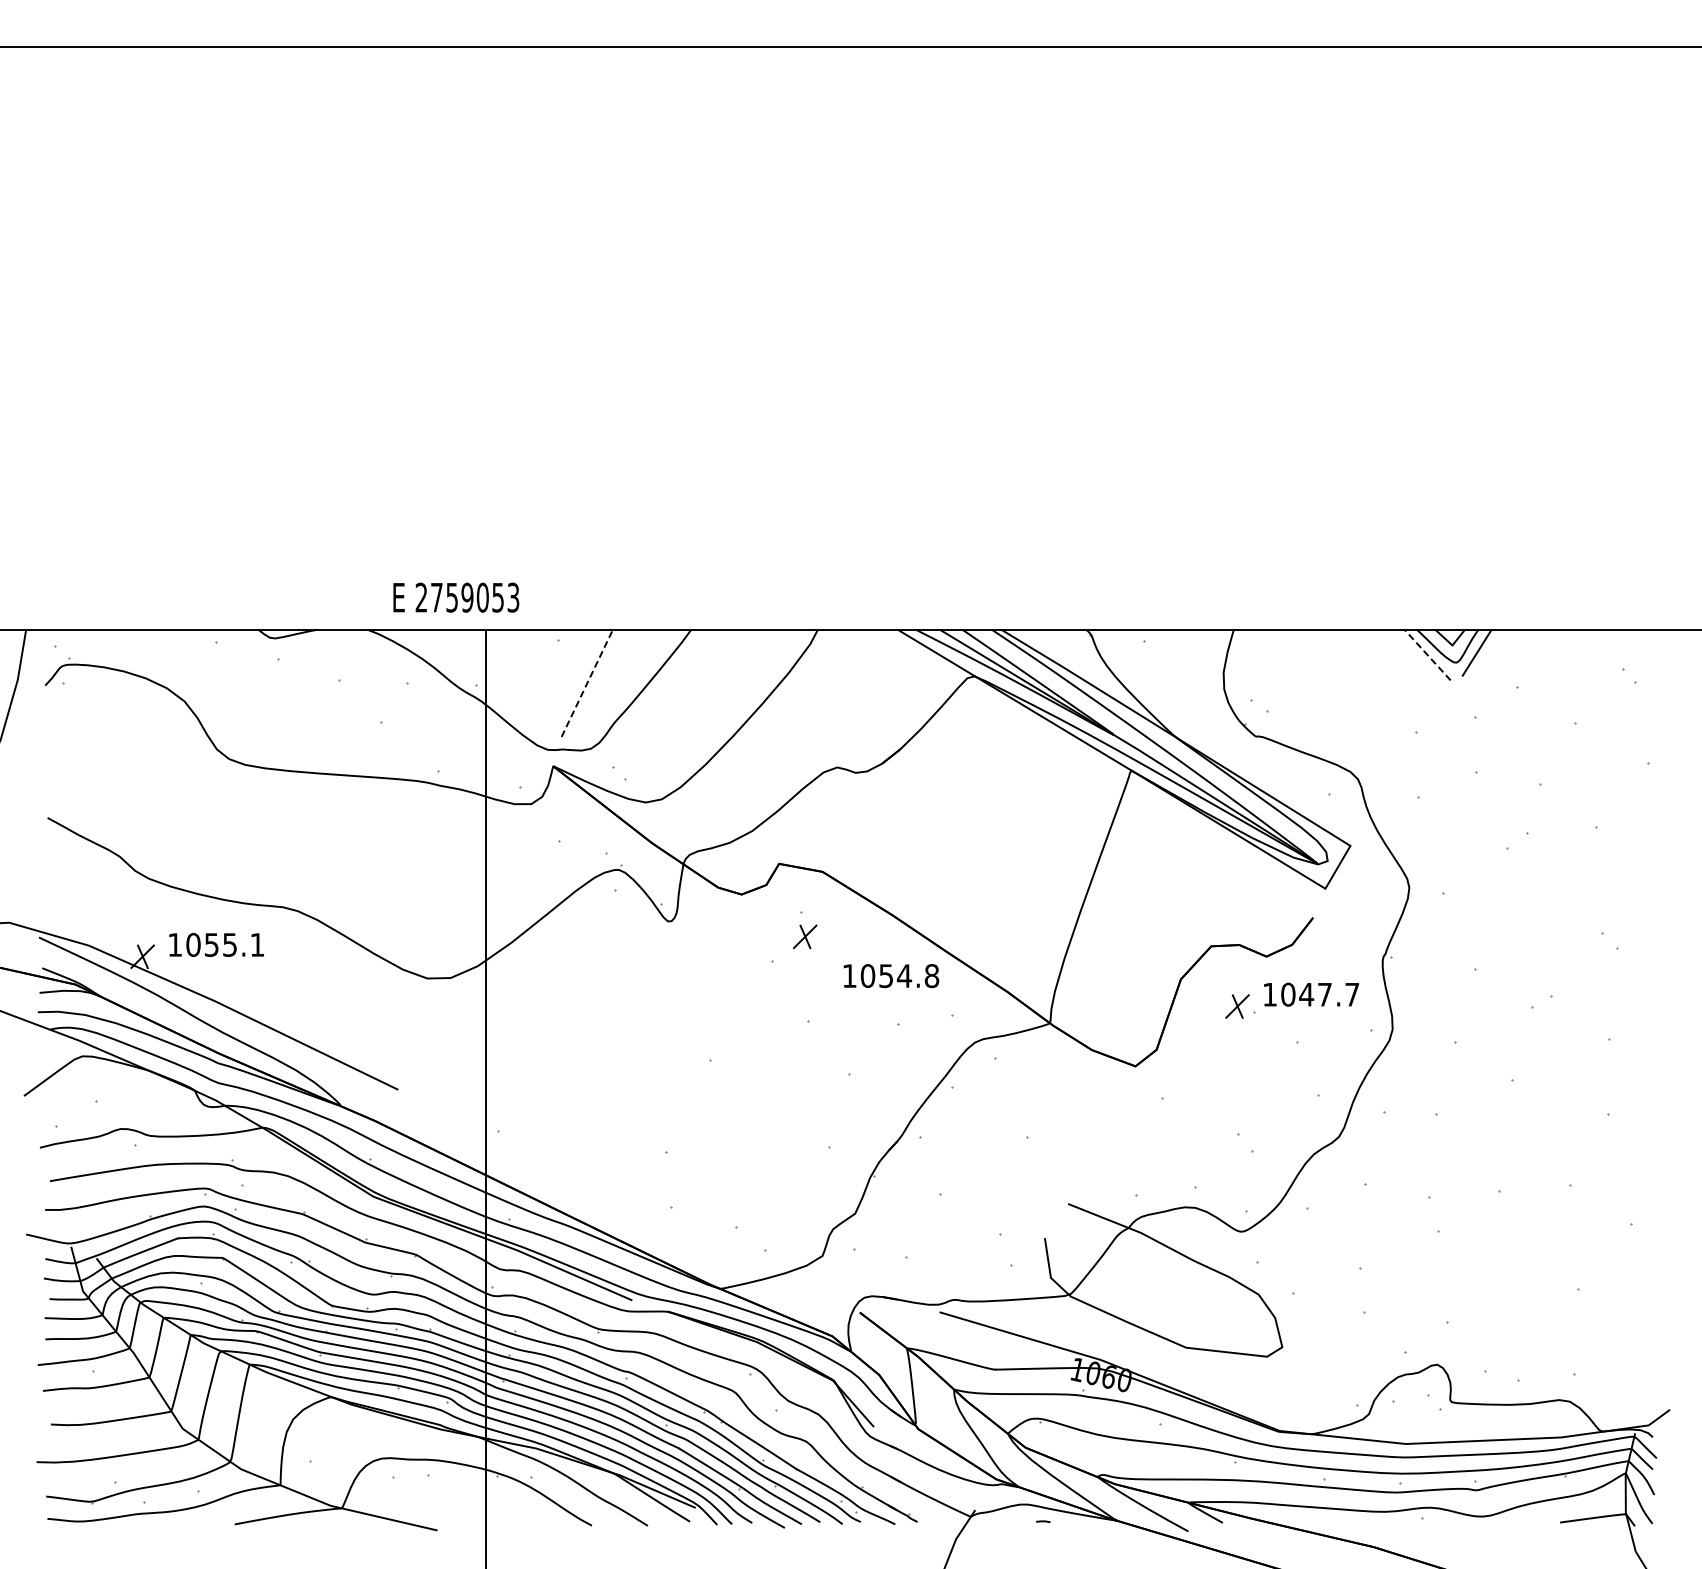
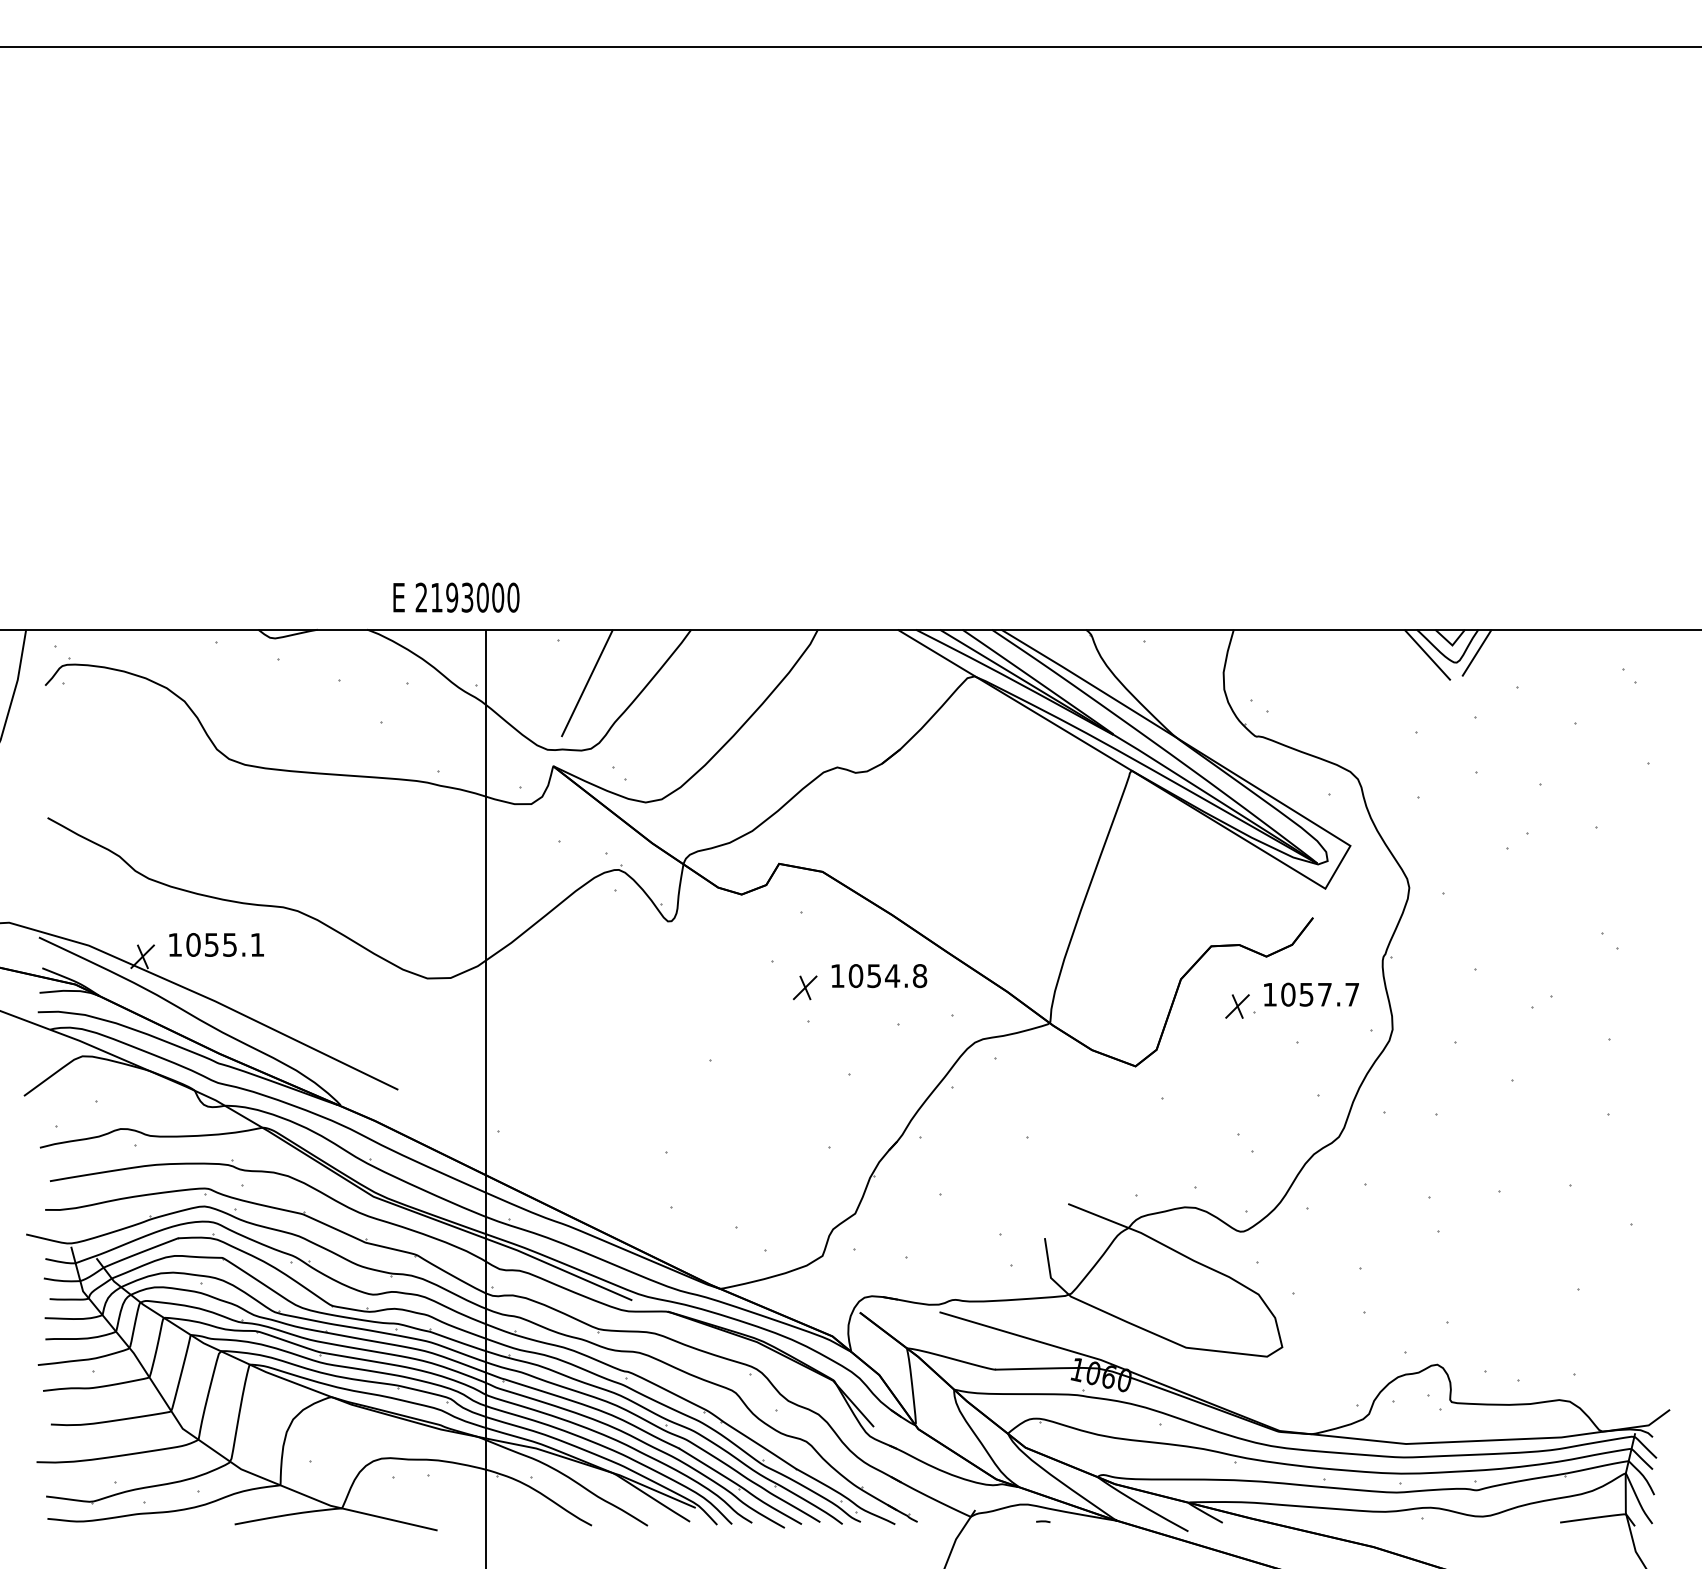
text: 2759053 -> 2193000 (475, 597)
line: dashed -> solid (1427, 654)
line: dashed -> solid (587, 682)
part position: (804, 936) -> (804, 987) (804, 987)
text position: (891, 976) -> (879, 976) (879, 976)
text: 1047.7 -> 1057.7 (1306, 994)
